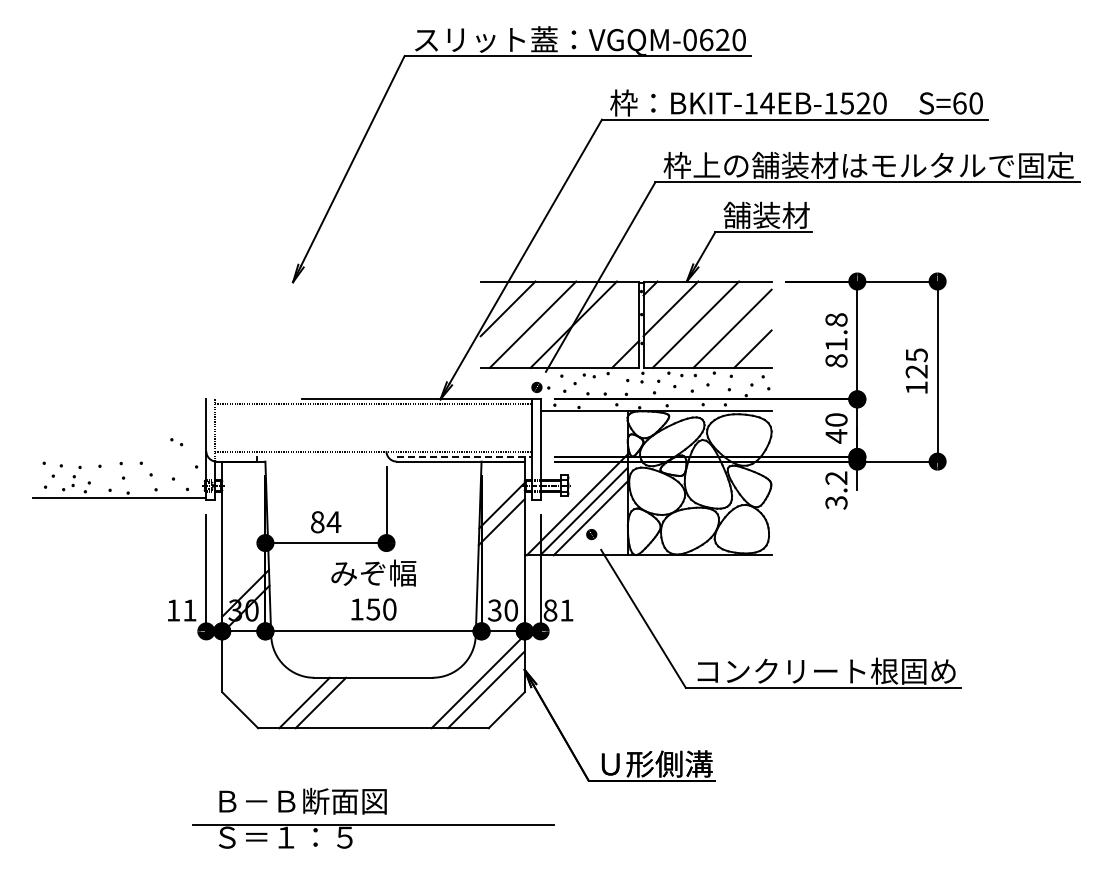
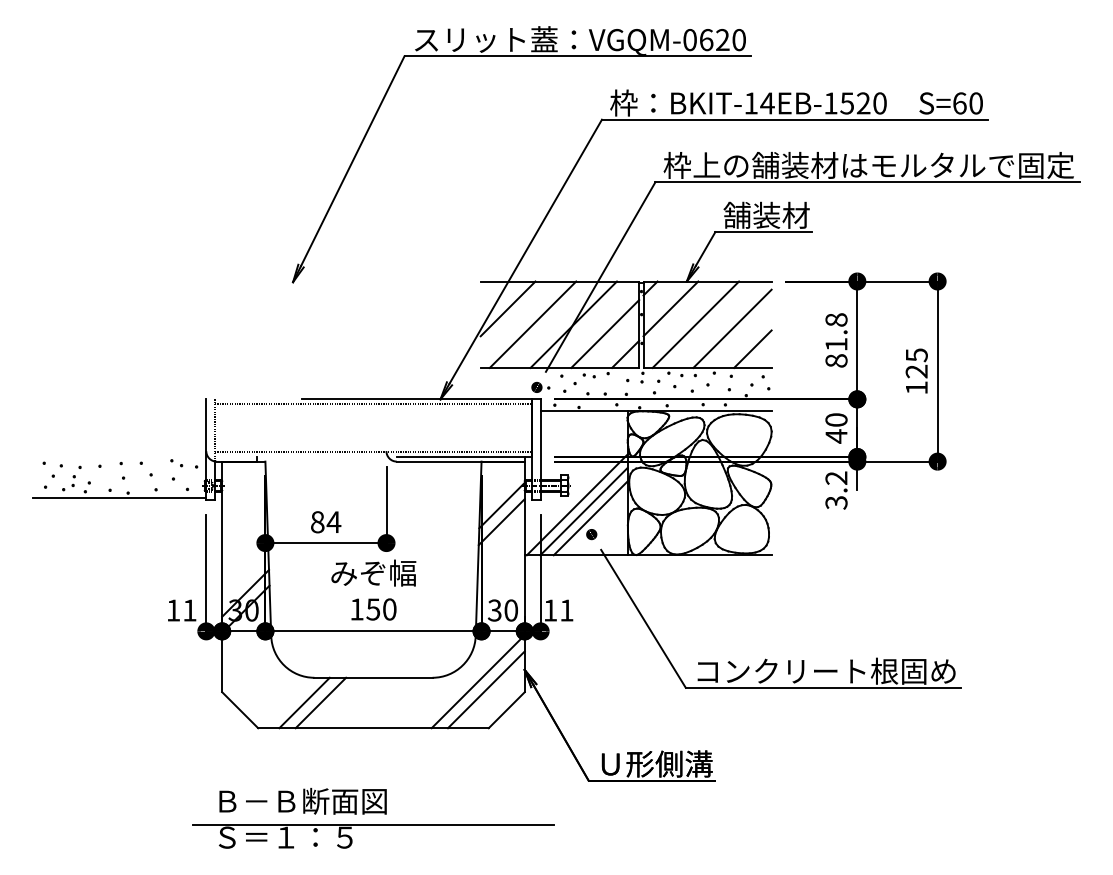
line: none -> present (605, 333)
part position: (176, 442) -> (176, 463) (176, 463)
line: dashed -> solid (464, 457)
text: 81 -> 11 (550, 610)
